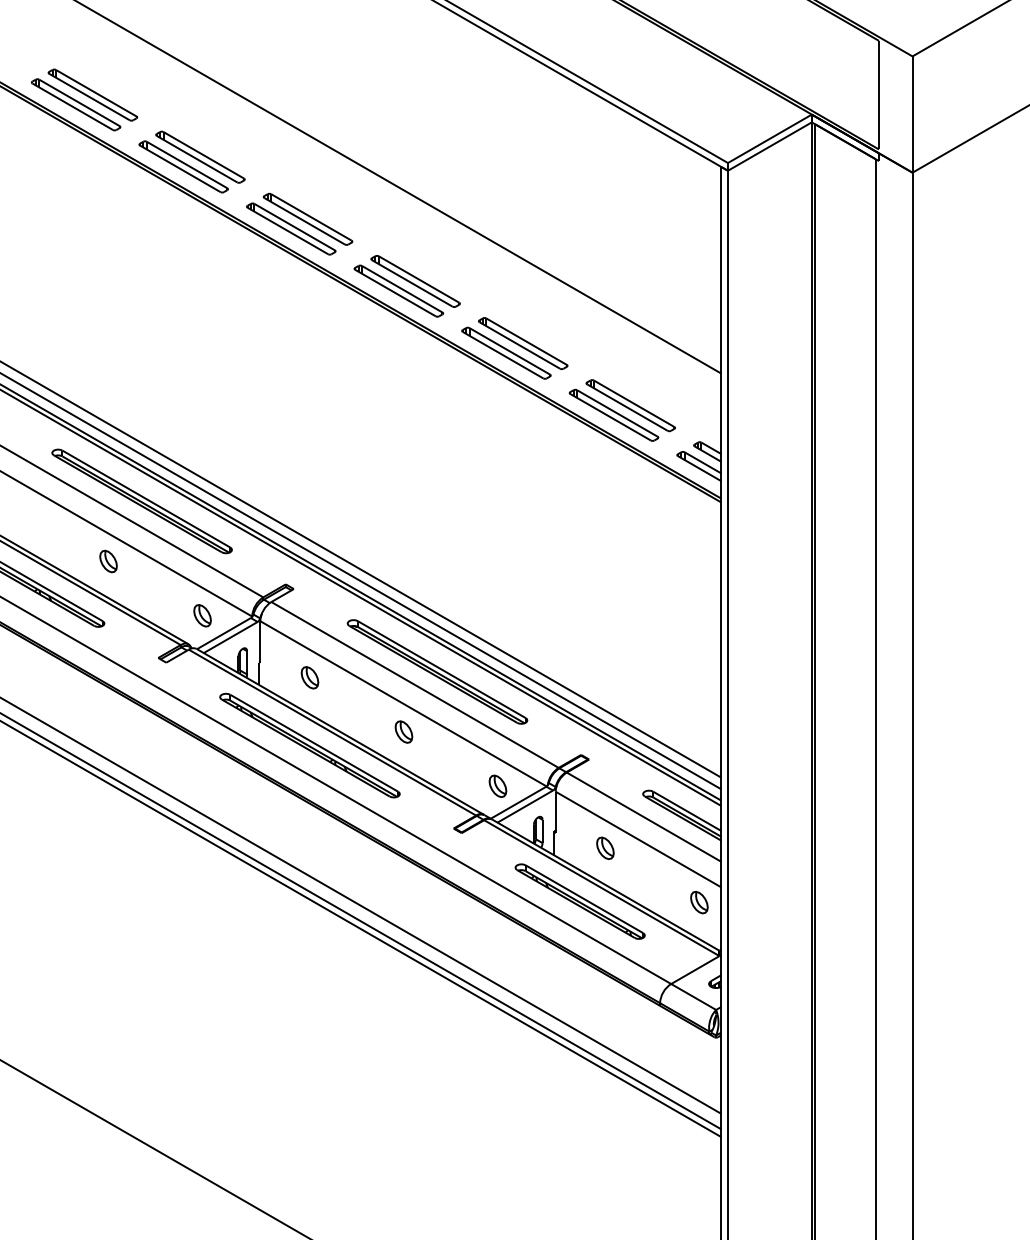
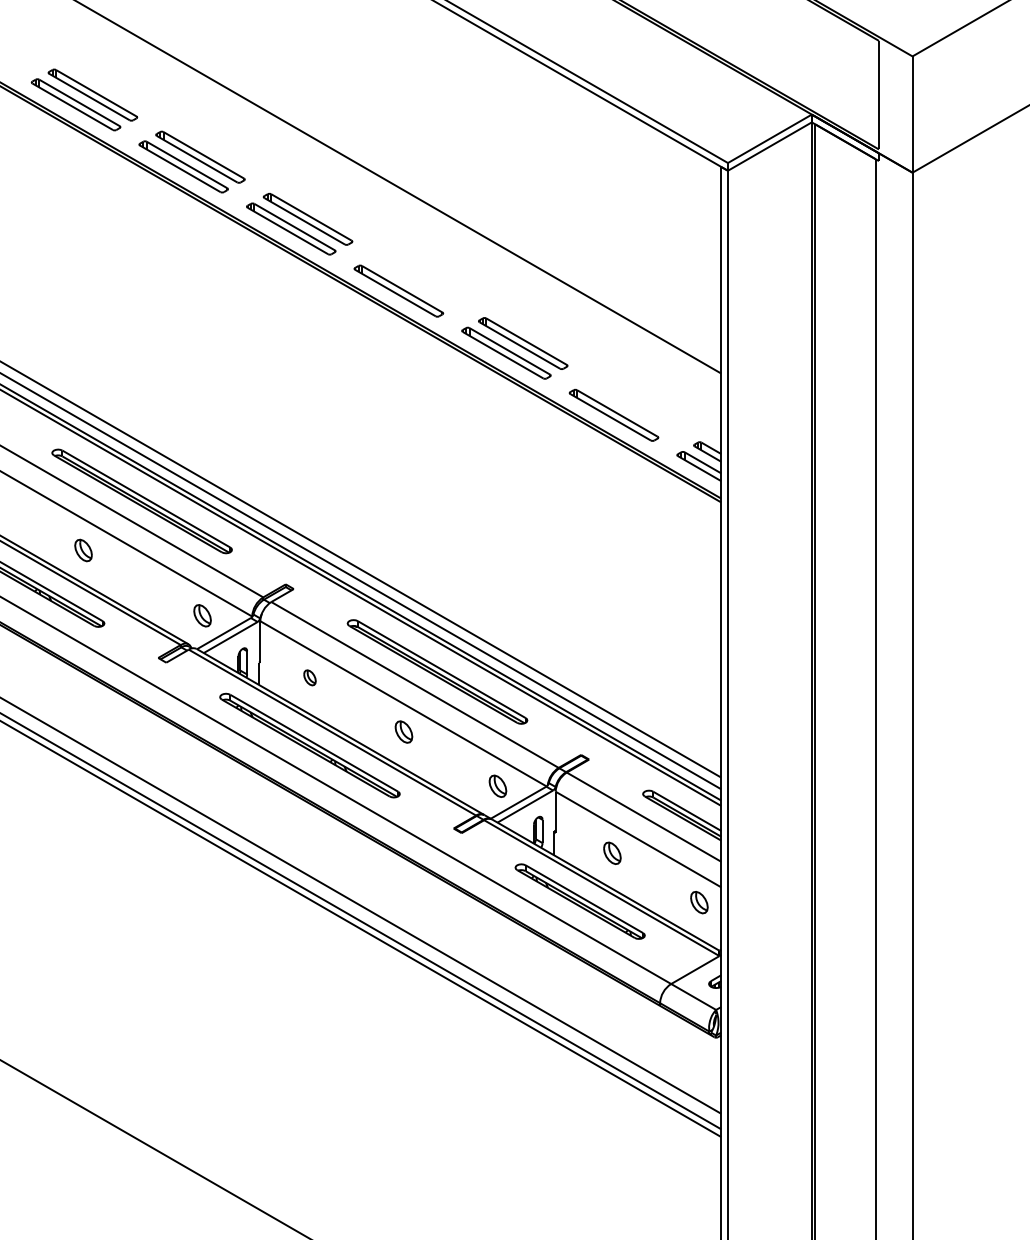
part: present -> none (415, 281)
part: present -> none (630, 405)
part position: (108, 561) -> (83, 550) (83, 550)
part size: 20x24 px -> 14x18 px (309, 677)
part position: (605, 847) -> (612, 852) (612, 852)
